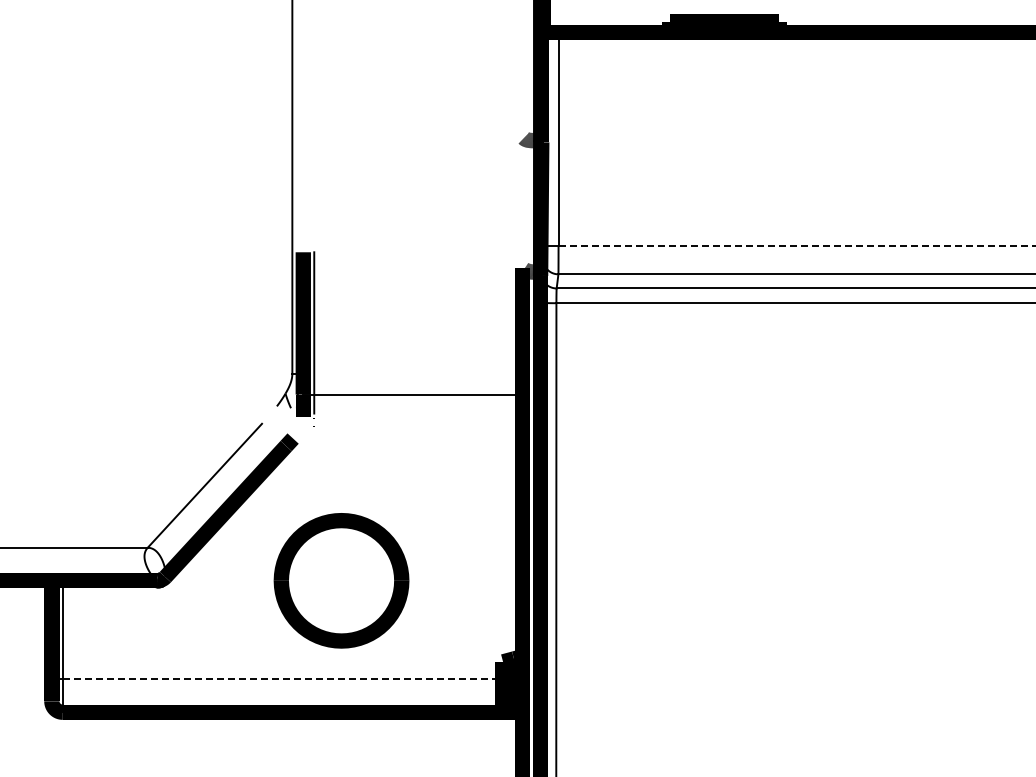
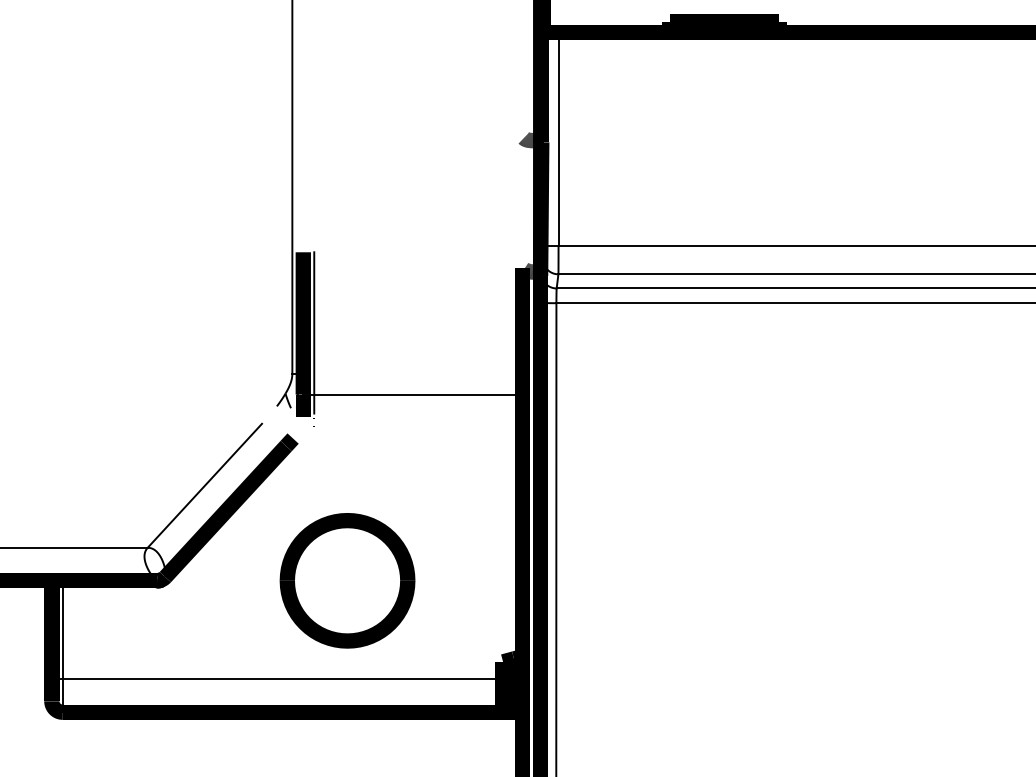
line: dashed -> solid (797, 245)
part position: (341, 580) -> (347, 580) (347, 580)
line: dashed -> solid (283, 679)
